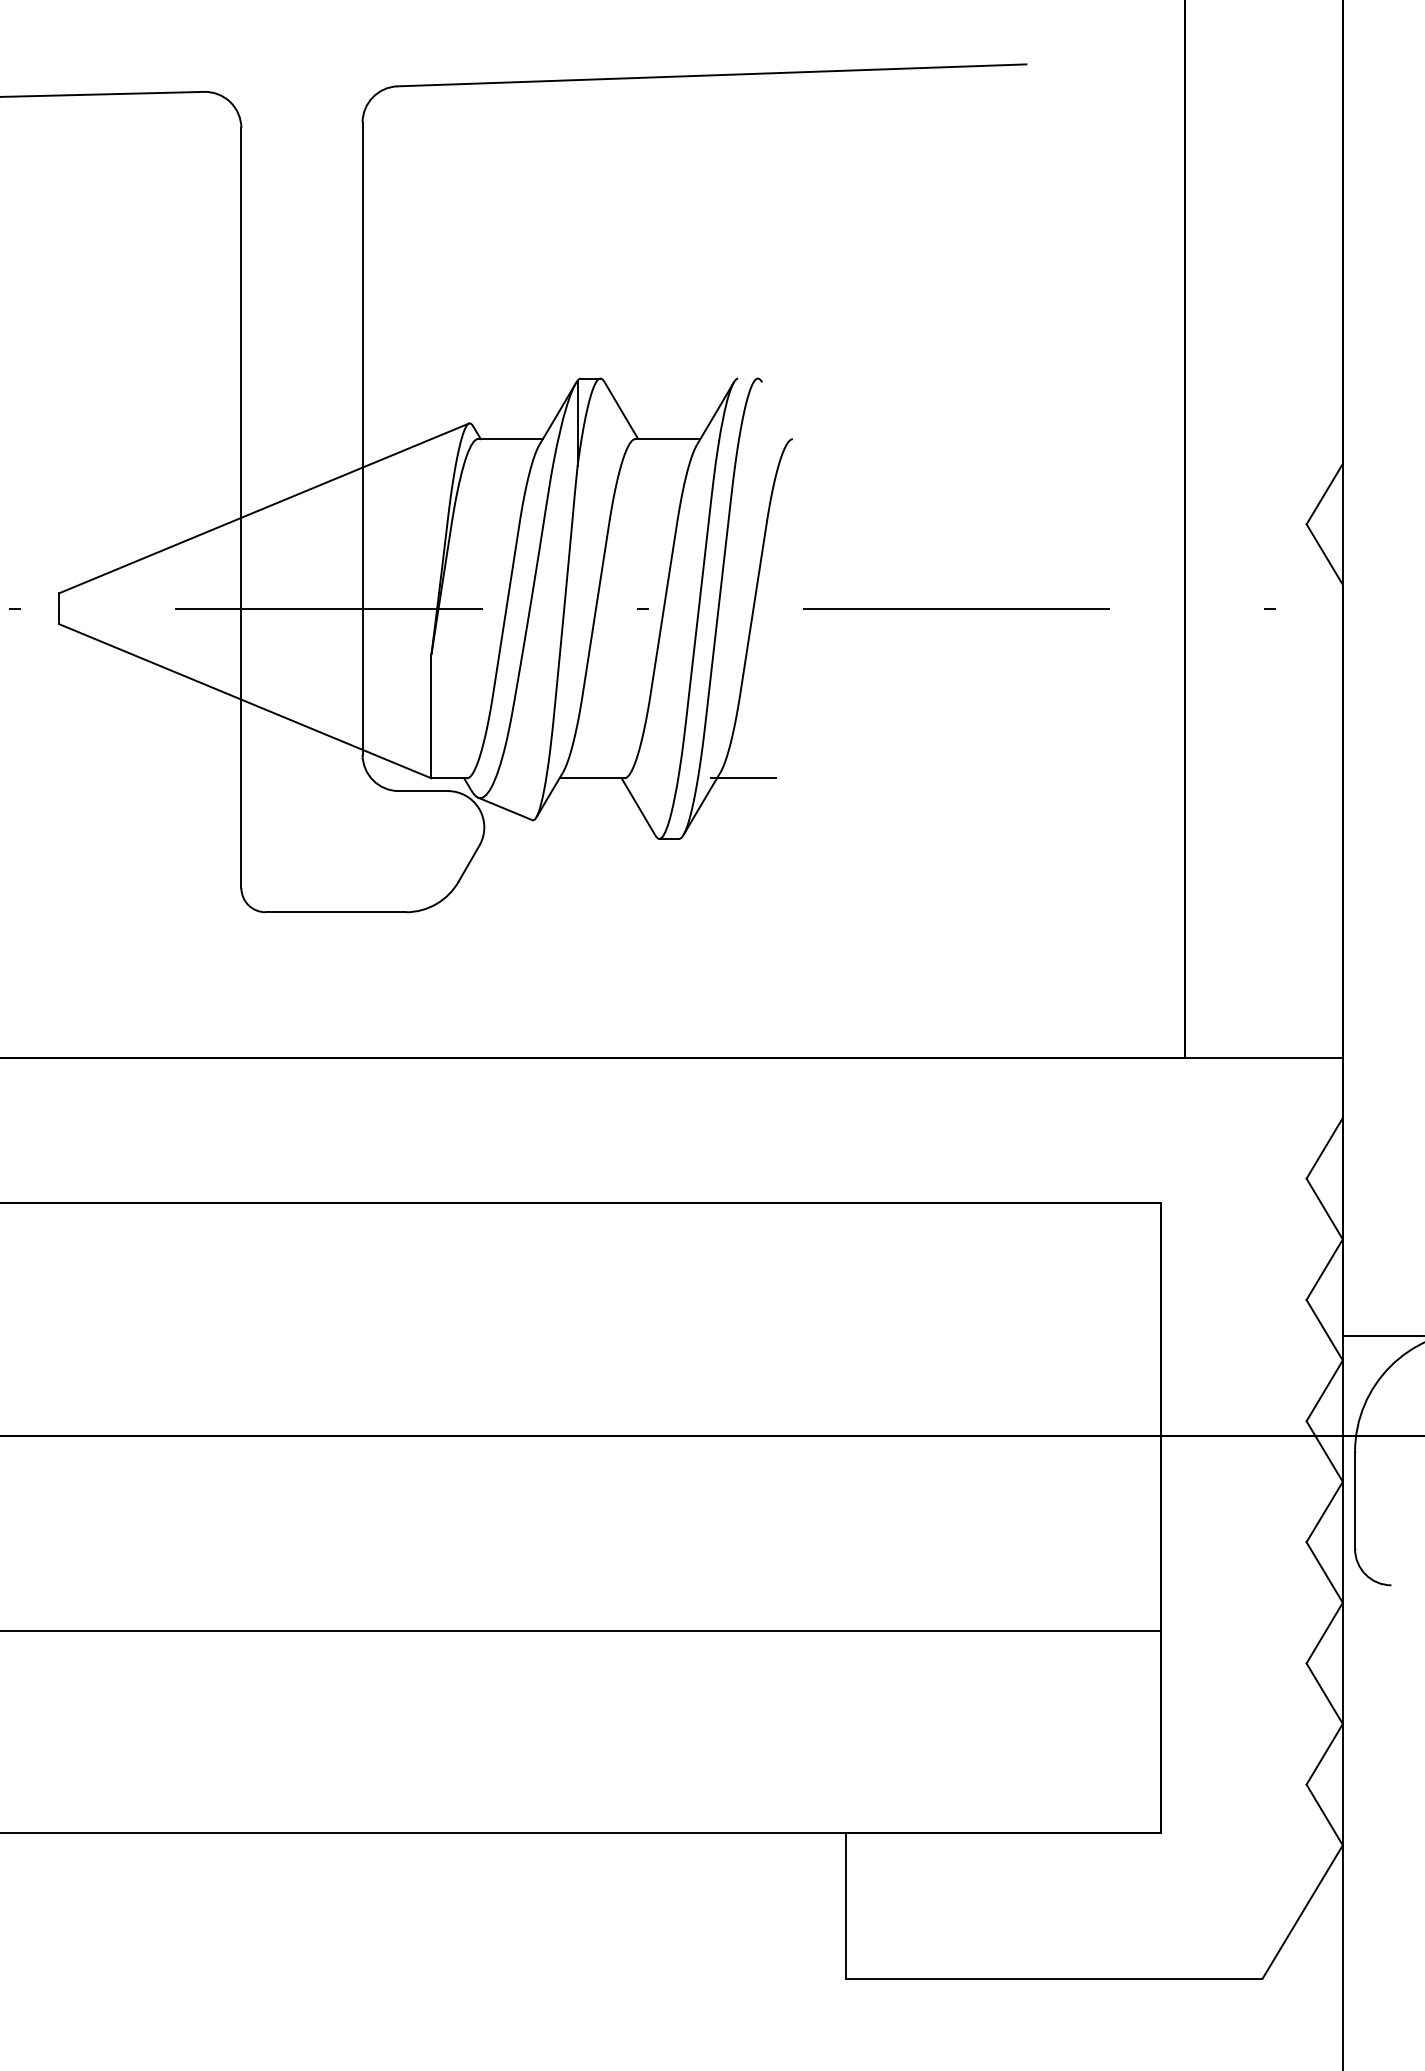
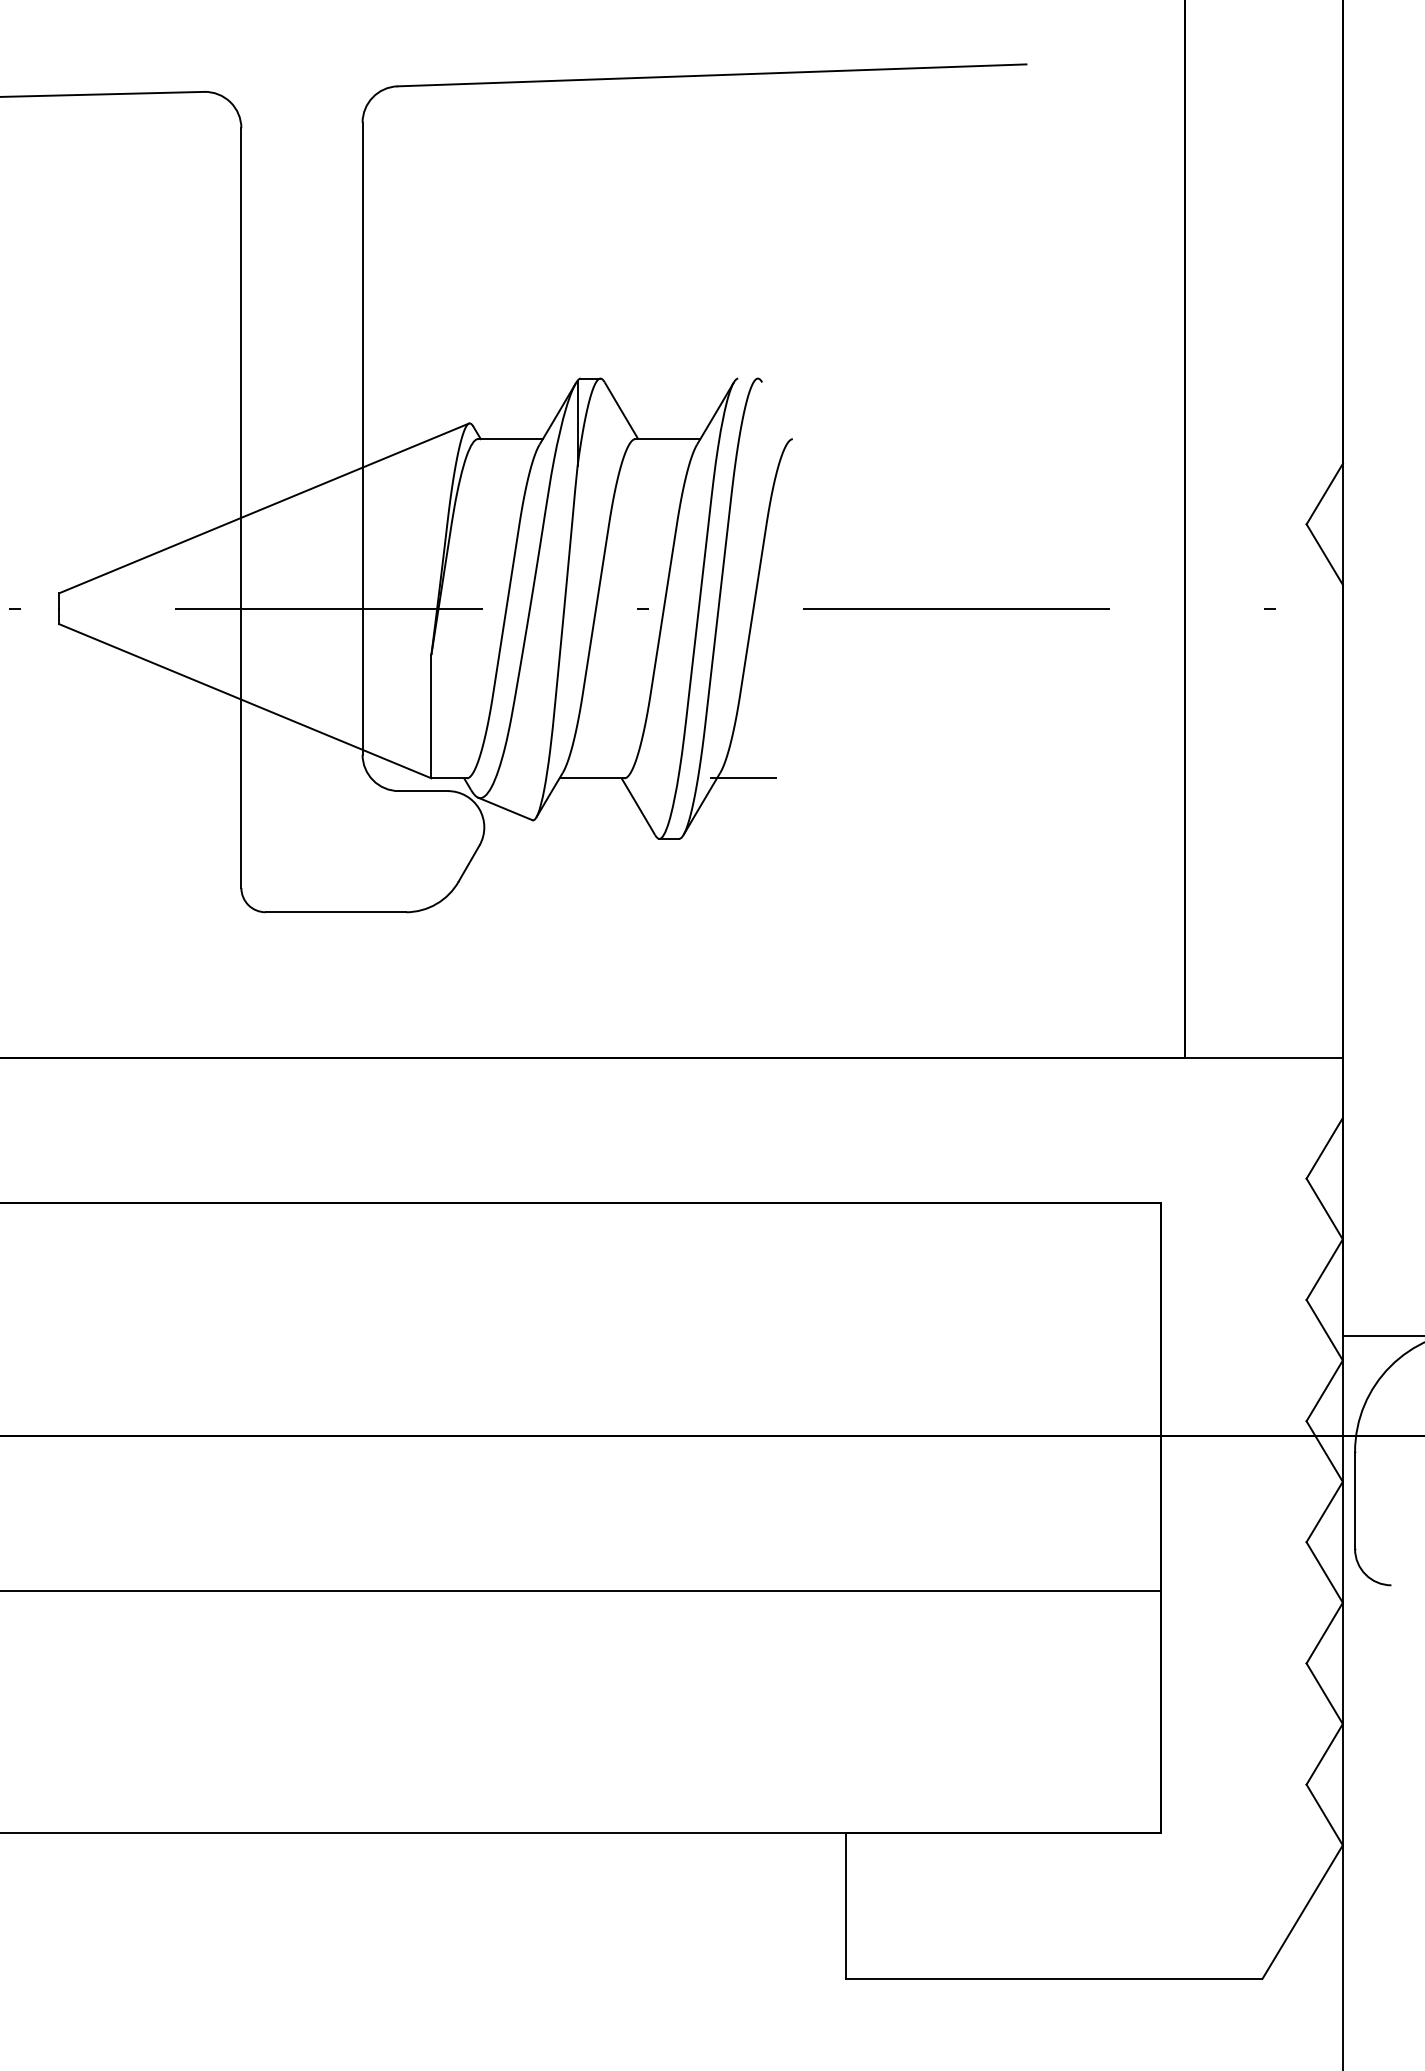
line position: (581, 1630) -> (581, 1590) (581, 1590)
